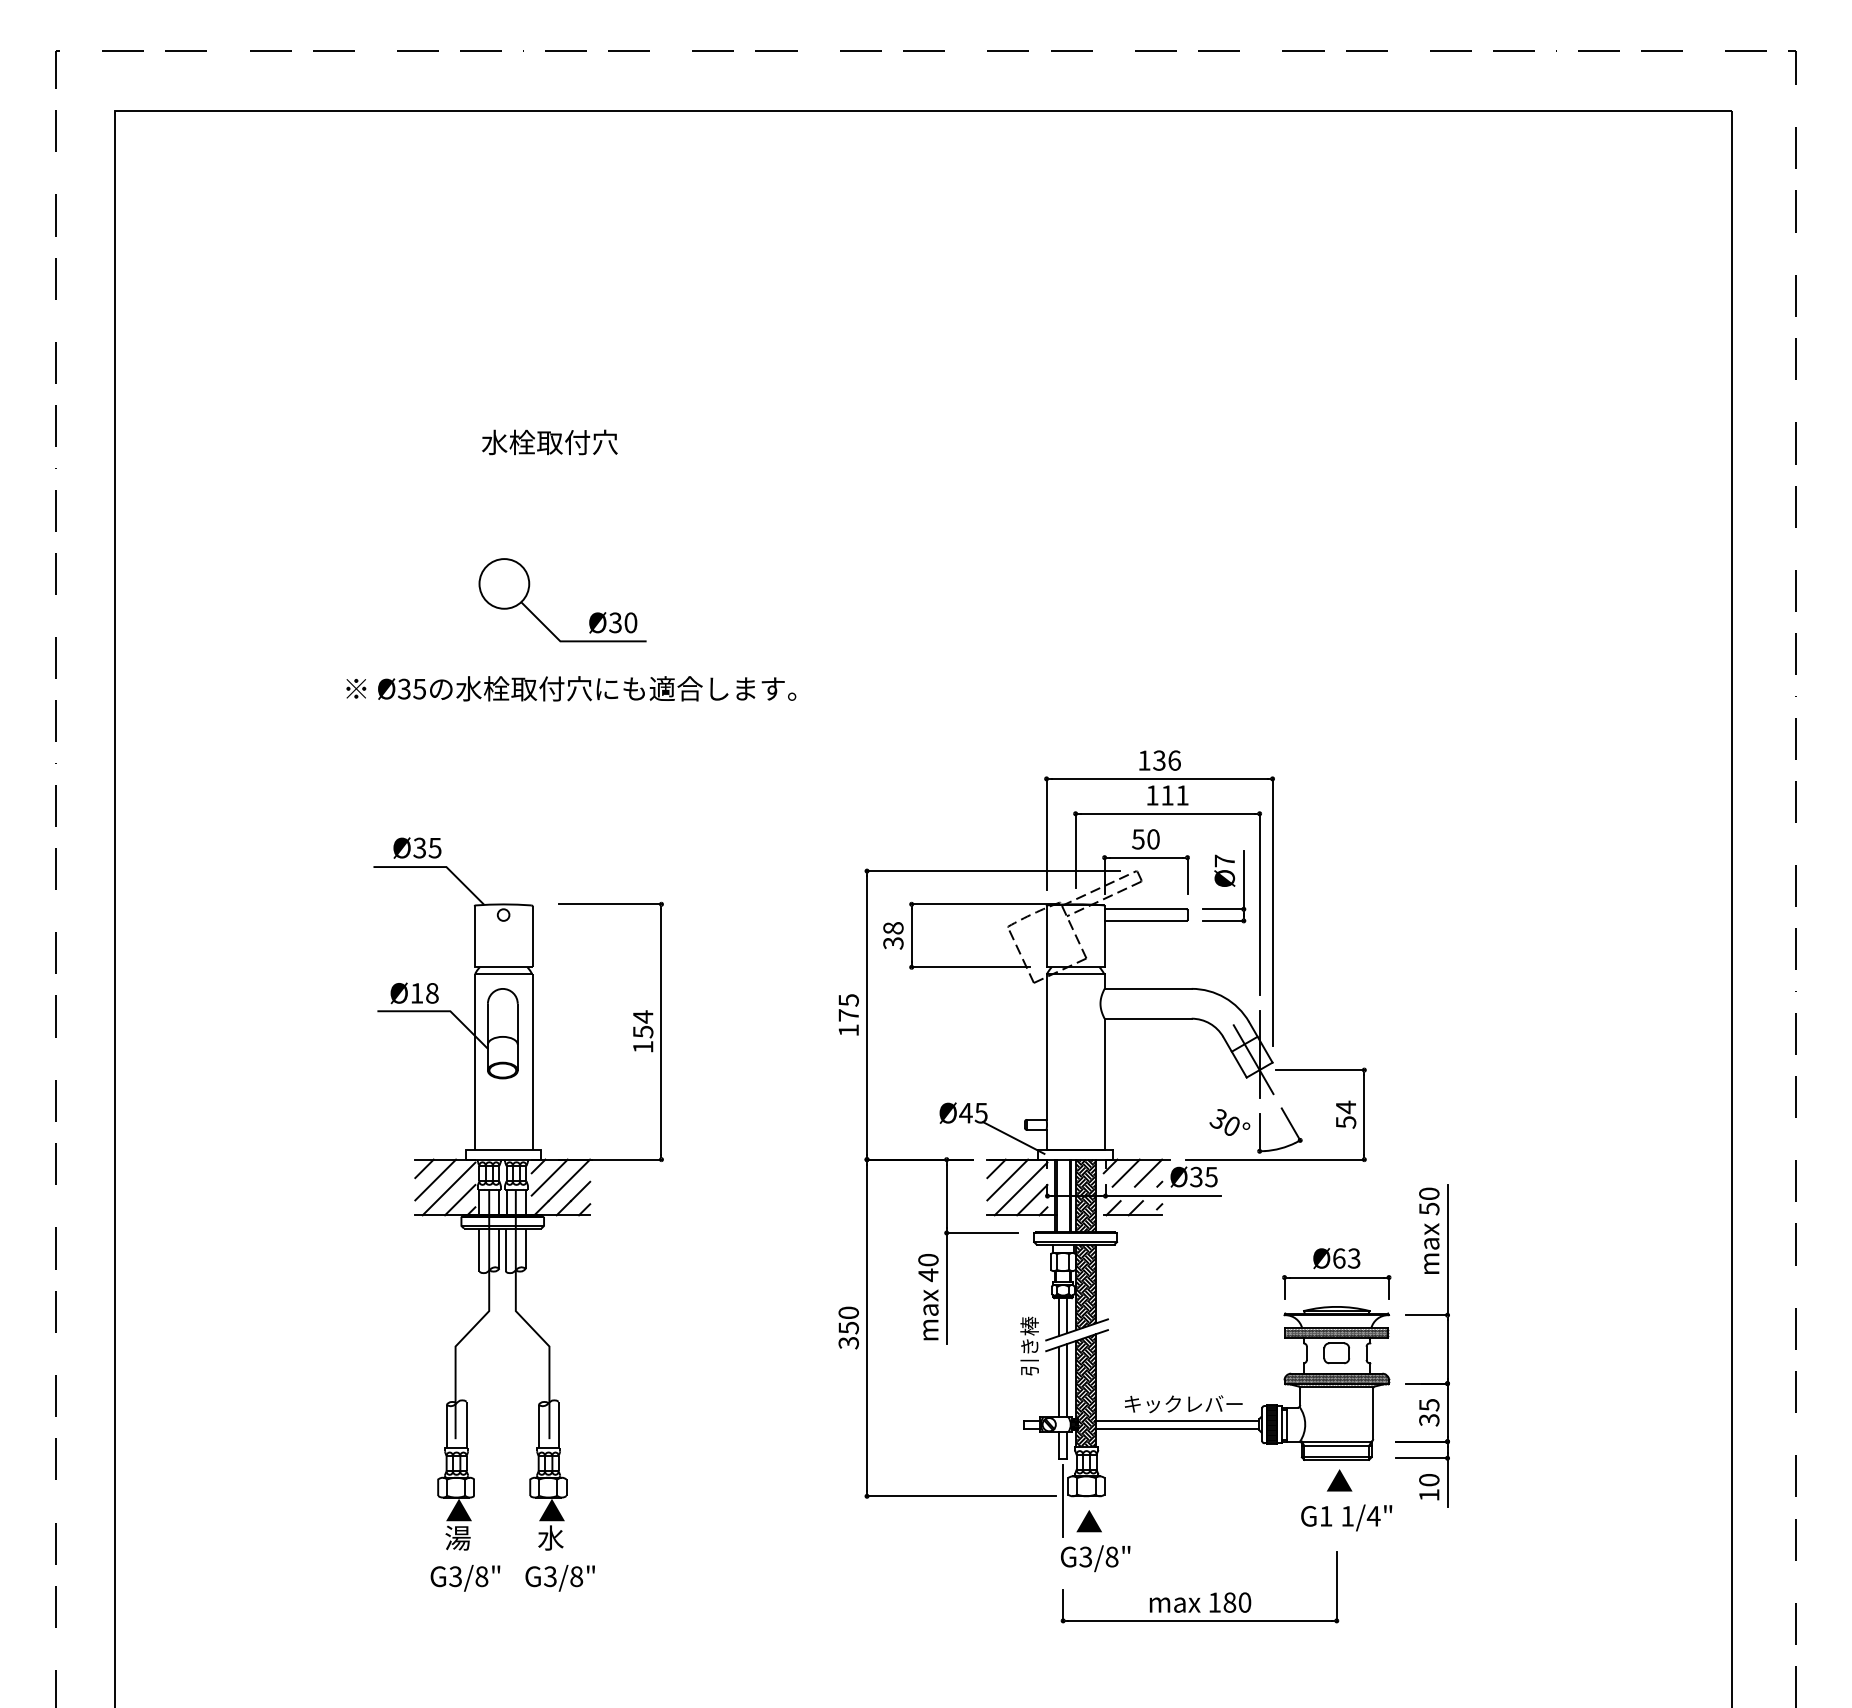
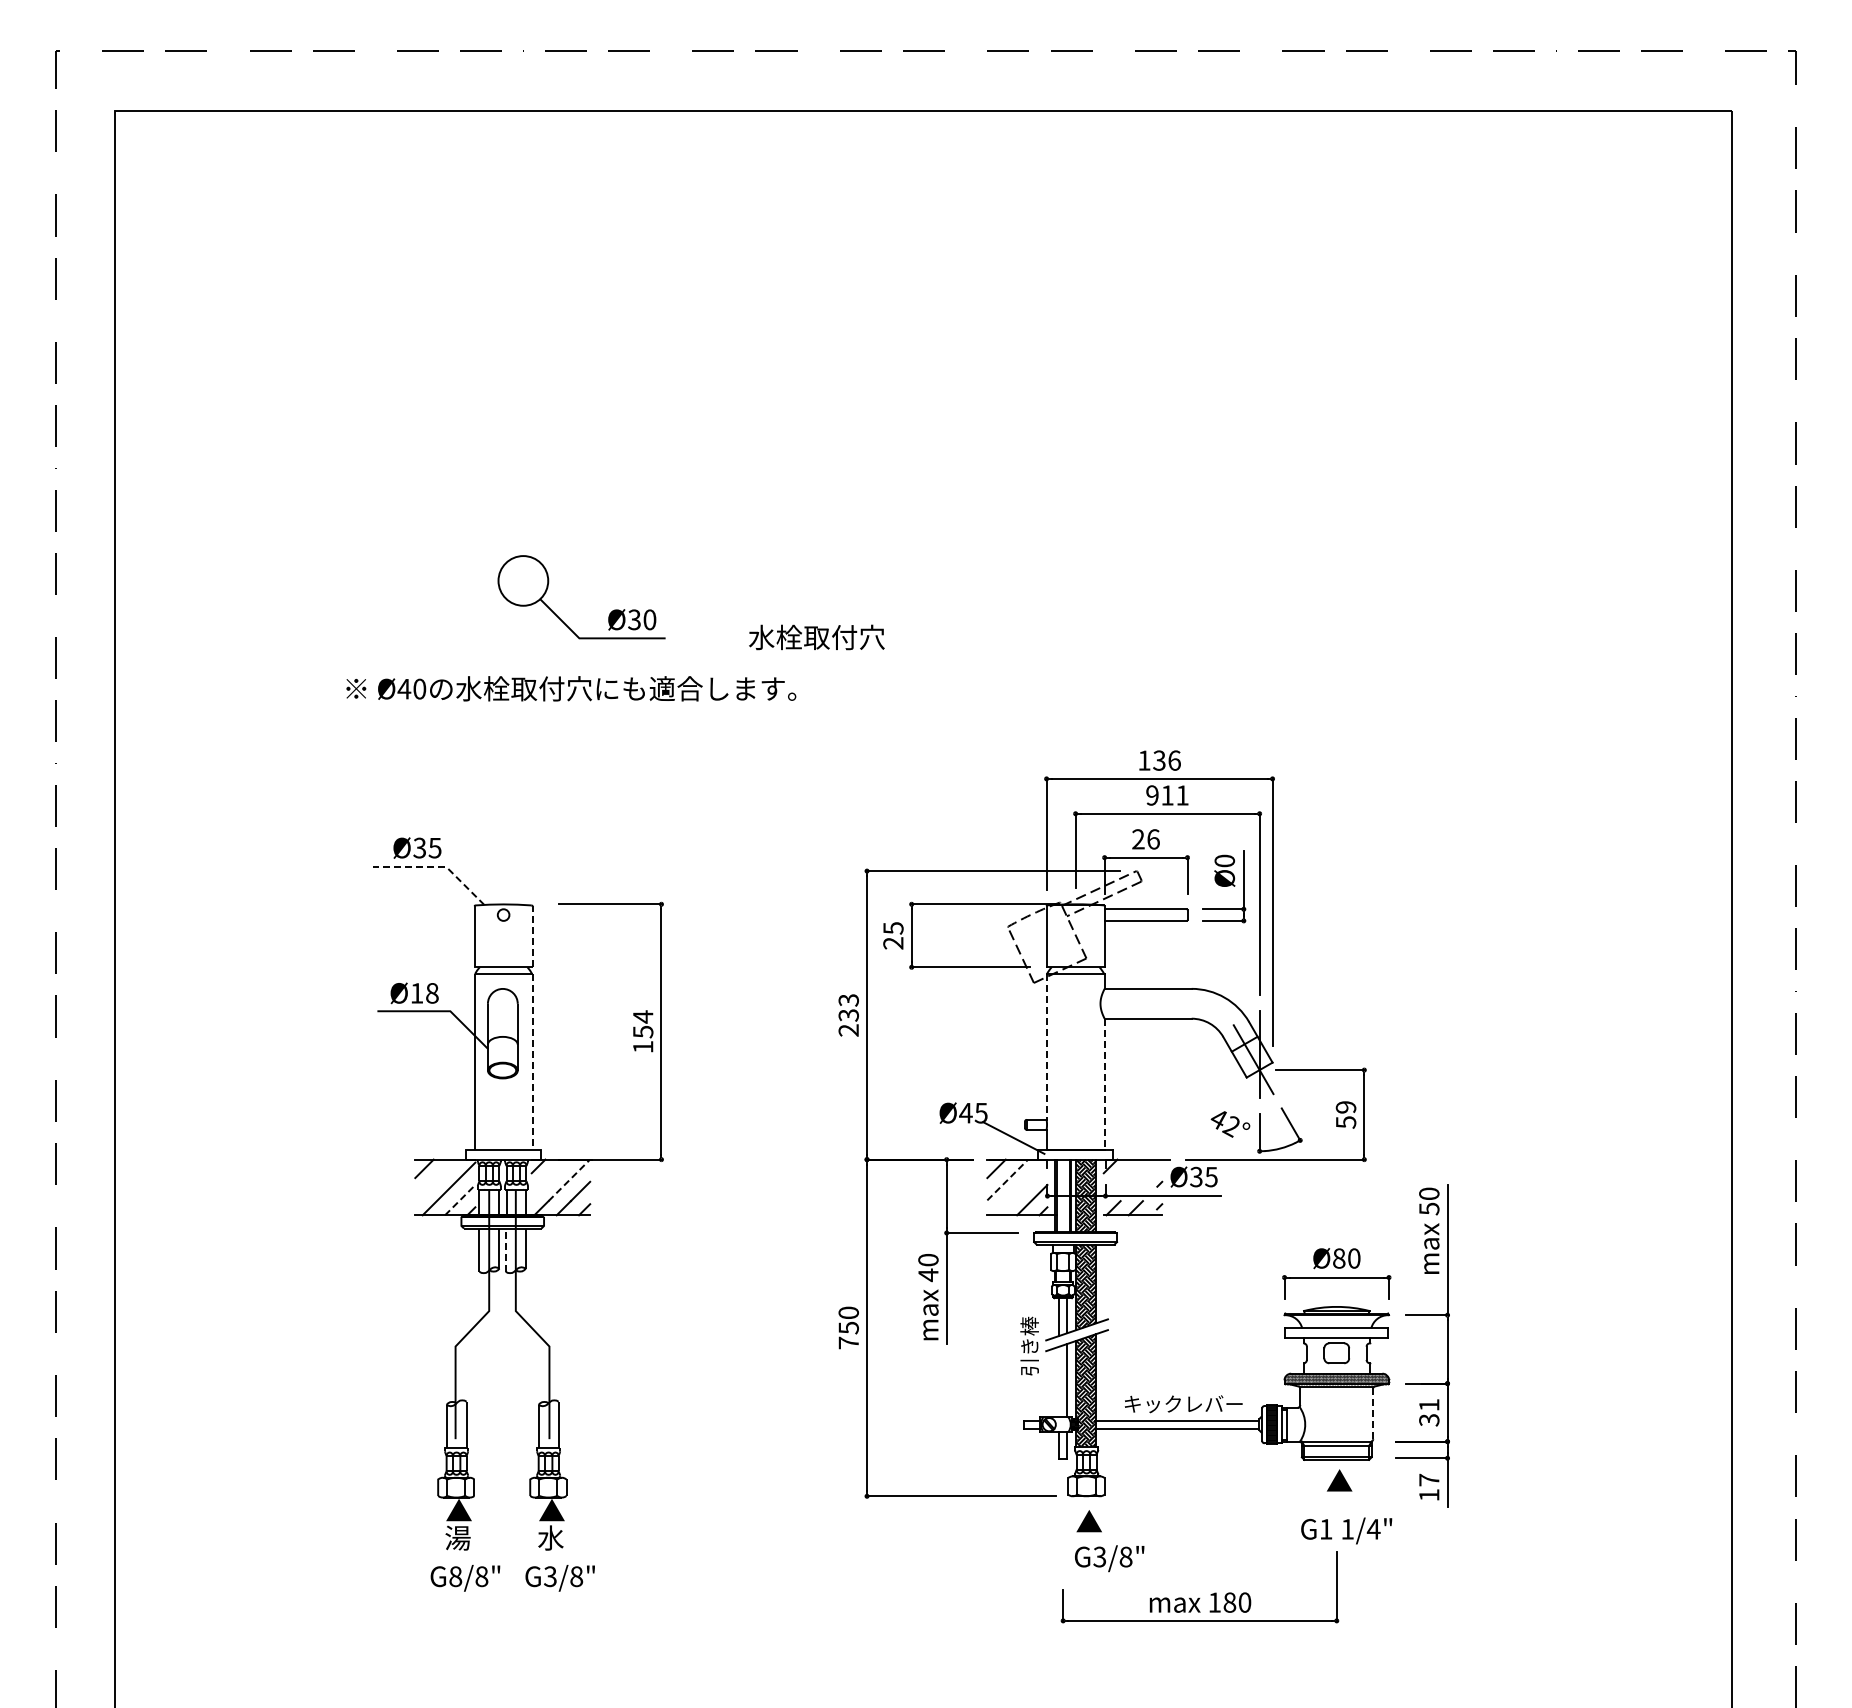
text position: (549, 442) -> (816, 637) (816, 637)
part position: (541, 621) -> (560, 618) (560, 618)
text: Ø35 -> Ø40 (411, 688)
text: 111 -> 911 (1152, 795)
text: 50 -> 26 (1145, 839)
text: Ø7 -> Ø0 (1224, 860)
line: solid -> dashed (437, 867)
text: 38 -> 25 (893, 935)
line: solid -> dashed (532, 936)
text: 175 -> 233 (848, 1015)
line: solid -> dashed (1046, 1046)
line: solid -> dashed (532, 1061)
line: solid -> dashed (1104, 1084)
text: 54 -> 59 (1345, 1107)
text: 30° -> 42° (1224, 1123)
line: present -> none (1125, 1172)
line: present -> none (1148, 1172)
line: present -> none (549, 1177)
line: present -> none (435, 1179)
line: solid -> dashed (569, 1180)
line: solid -> dashed (1007, 1180)
line: present -> none (1020, 1188)
line: solid -> dashed (460, 1199)
line: solid -> dashed (505, 1250)
text: Ø63 -> Ø80 (1346, 1258)
hatch: present -> none (1336, 1332)
text: 350 -> 750 (848, 1342)
line: present -> none (1059, 1381)
text: 35 -> 31 (1429, 1405)
line: solid -> dashed (1373, 1413)
text: 10 -> 17 (1429, 1479)
line: present -> none (1063, 1500)
text position: (1346, 1517) -> (1346, 1530) (1346, 1530)
text position: (1095, 1558) -> (1109, 1558) (1109, 1558)
text: G3/8" -> G8/8" (455, 1576)
